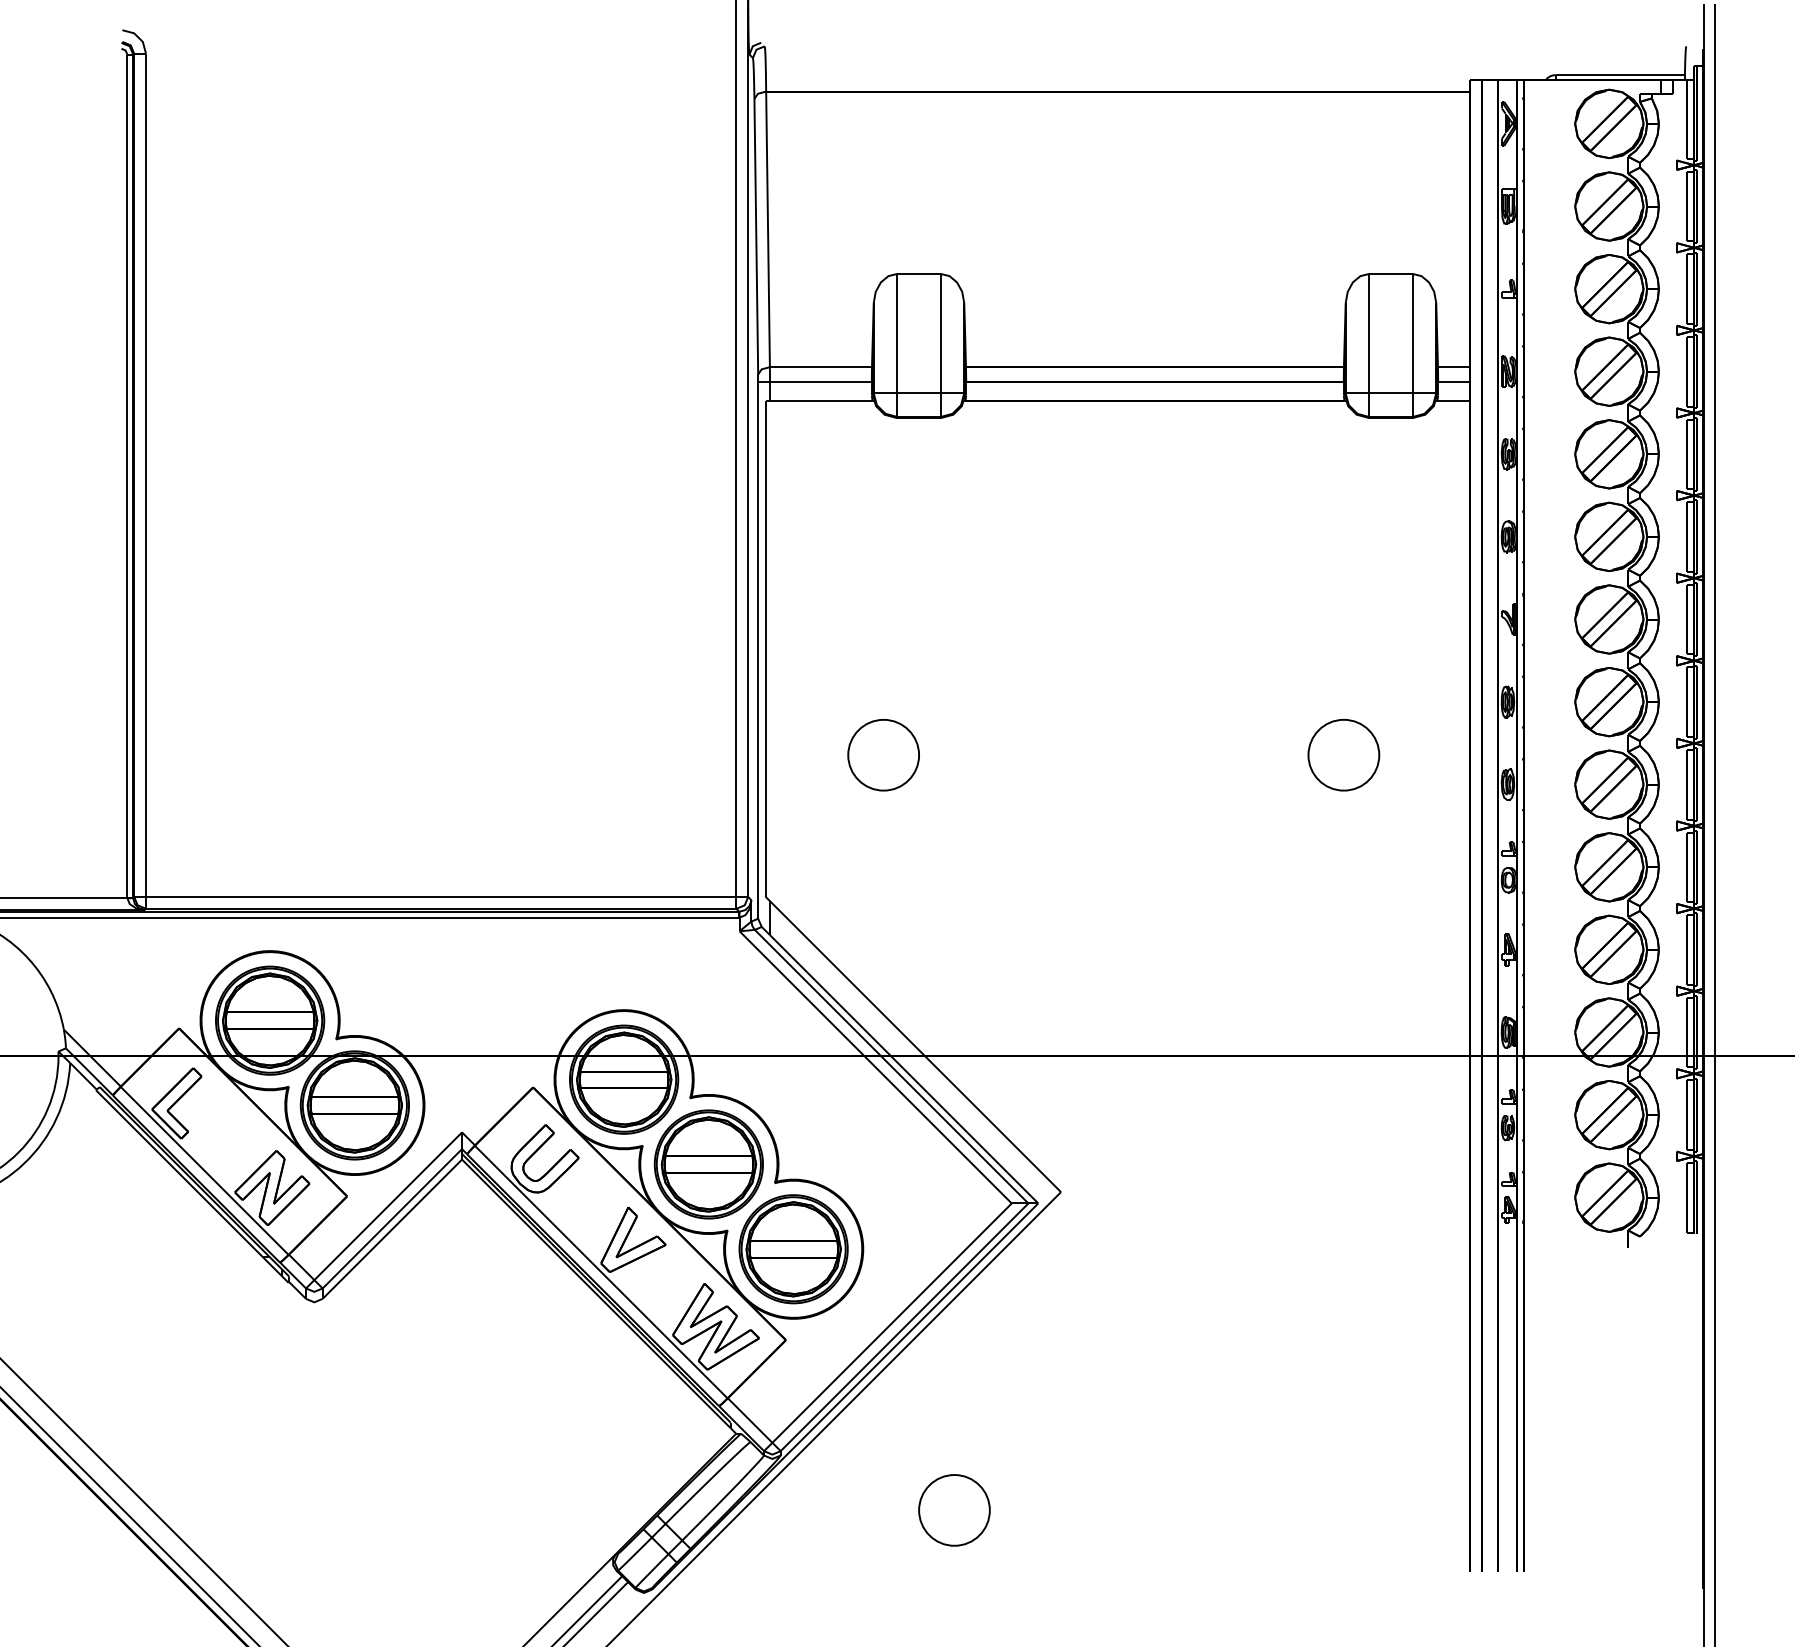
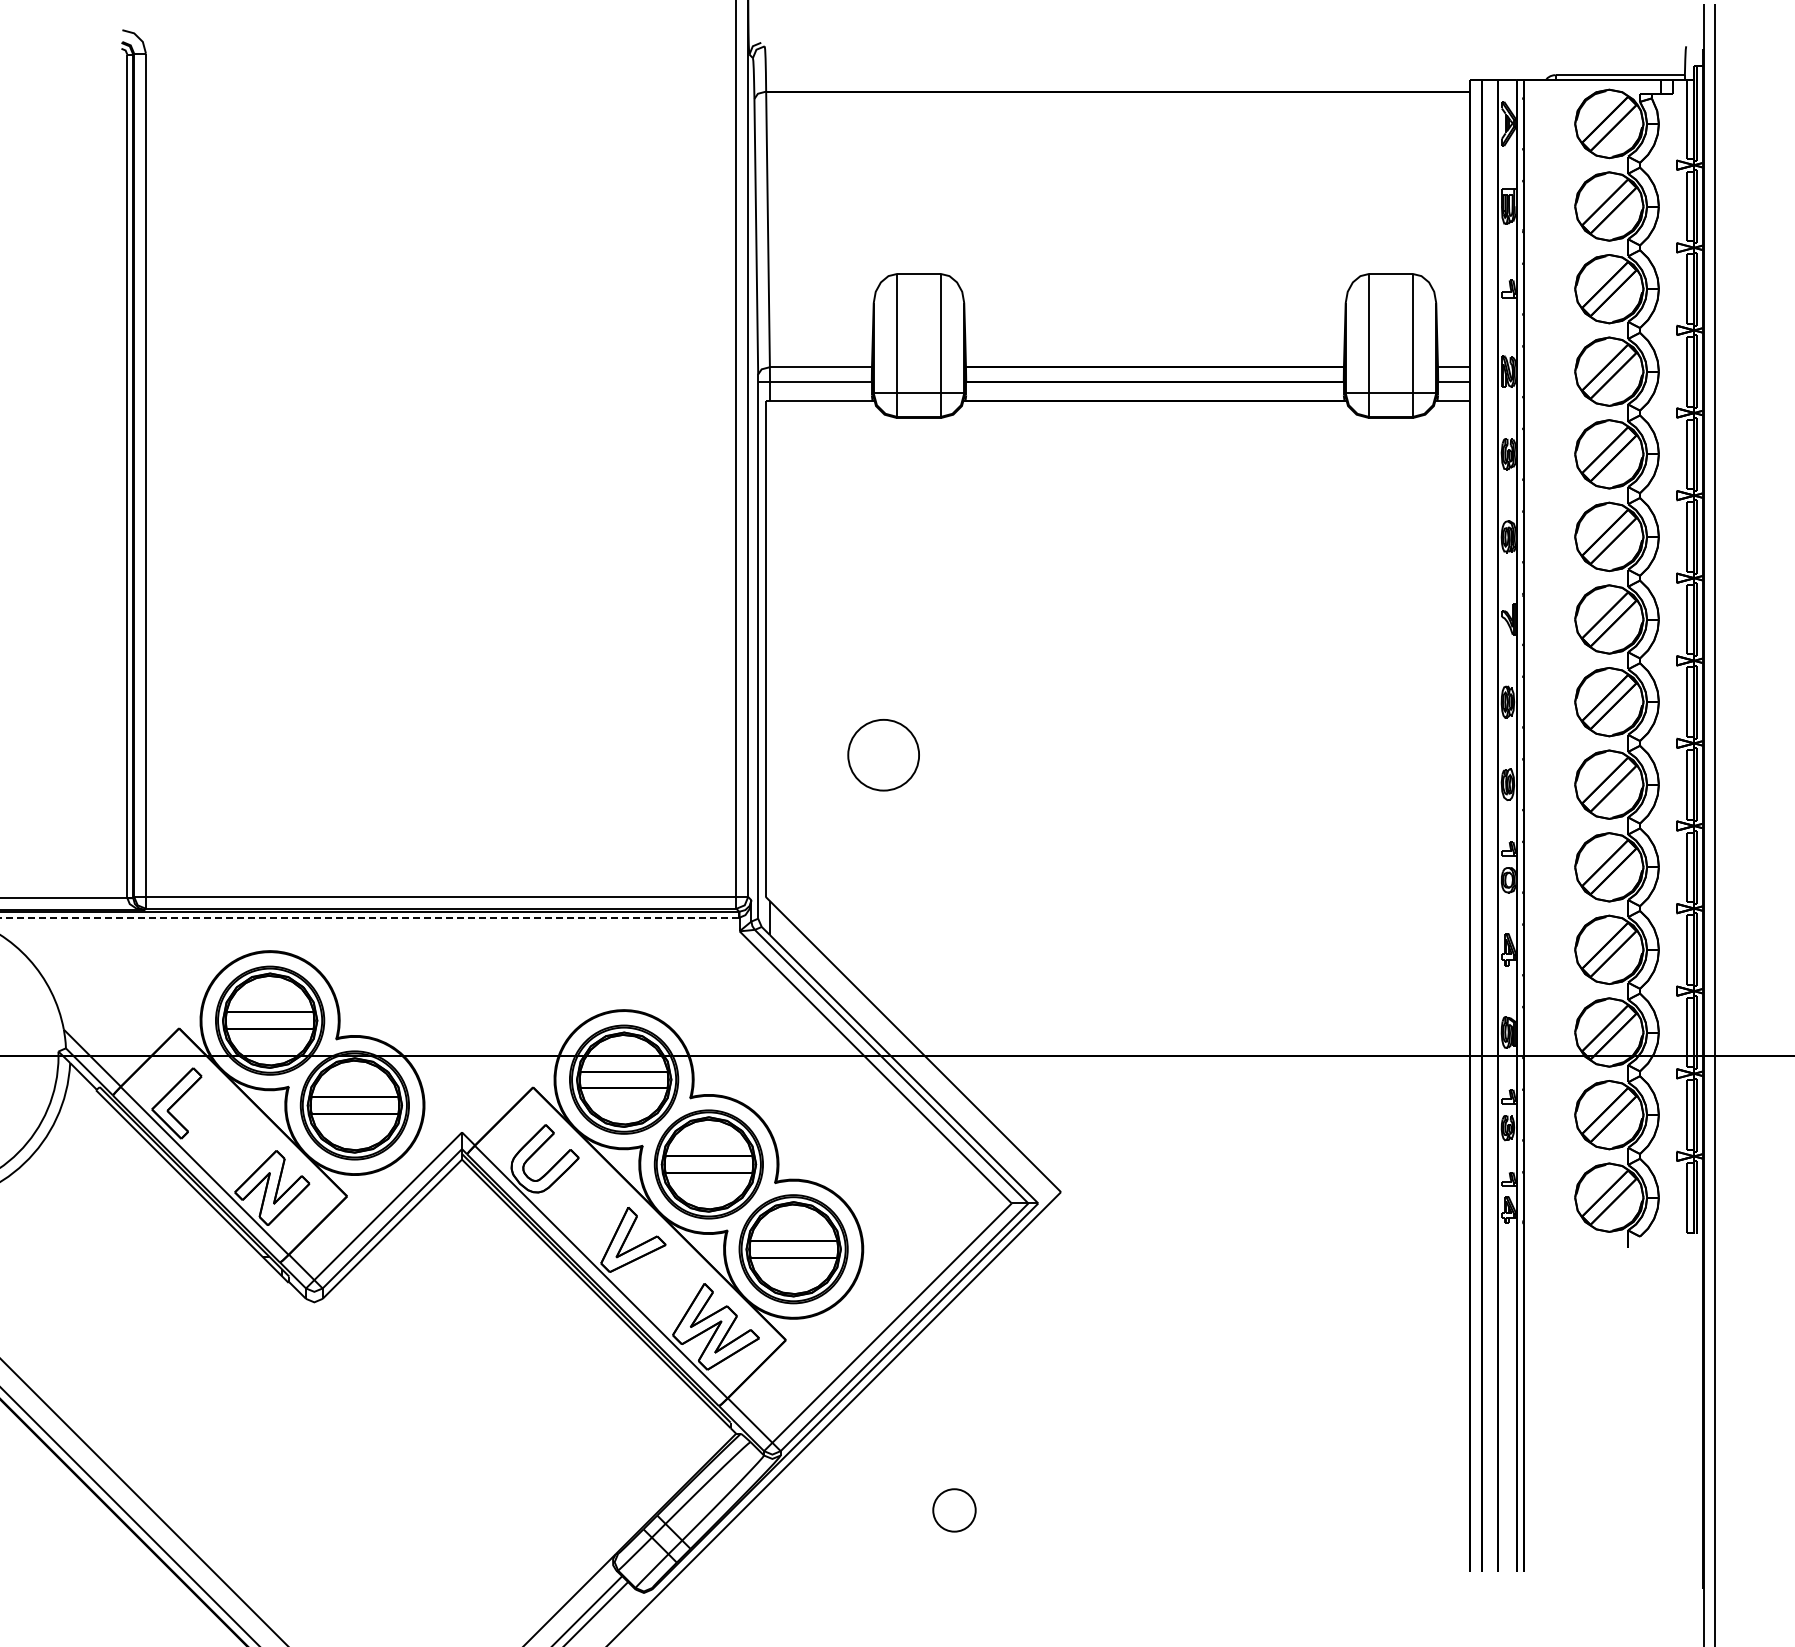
part: present -> none (1343, 754)
line: solid -> dashed (369, 917)
part size: 73x73 px -> 45x45 px (954, 1510)
